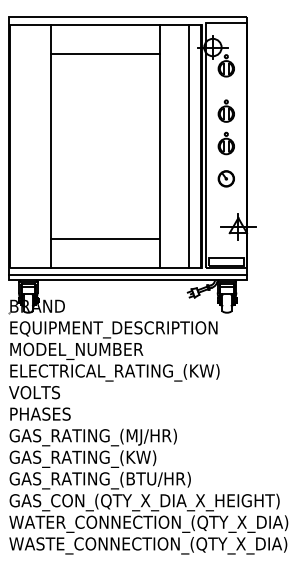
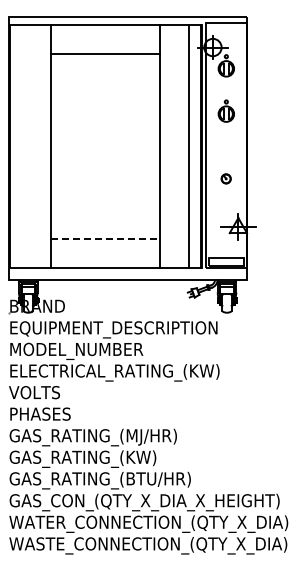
part: present -> none (225, 143)
part size: 18x18 px -> 12x12 px (225, 178)
line: solid -> dashed (105, 239)
line: present -> none (127, 274)
